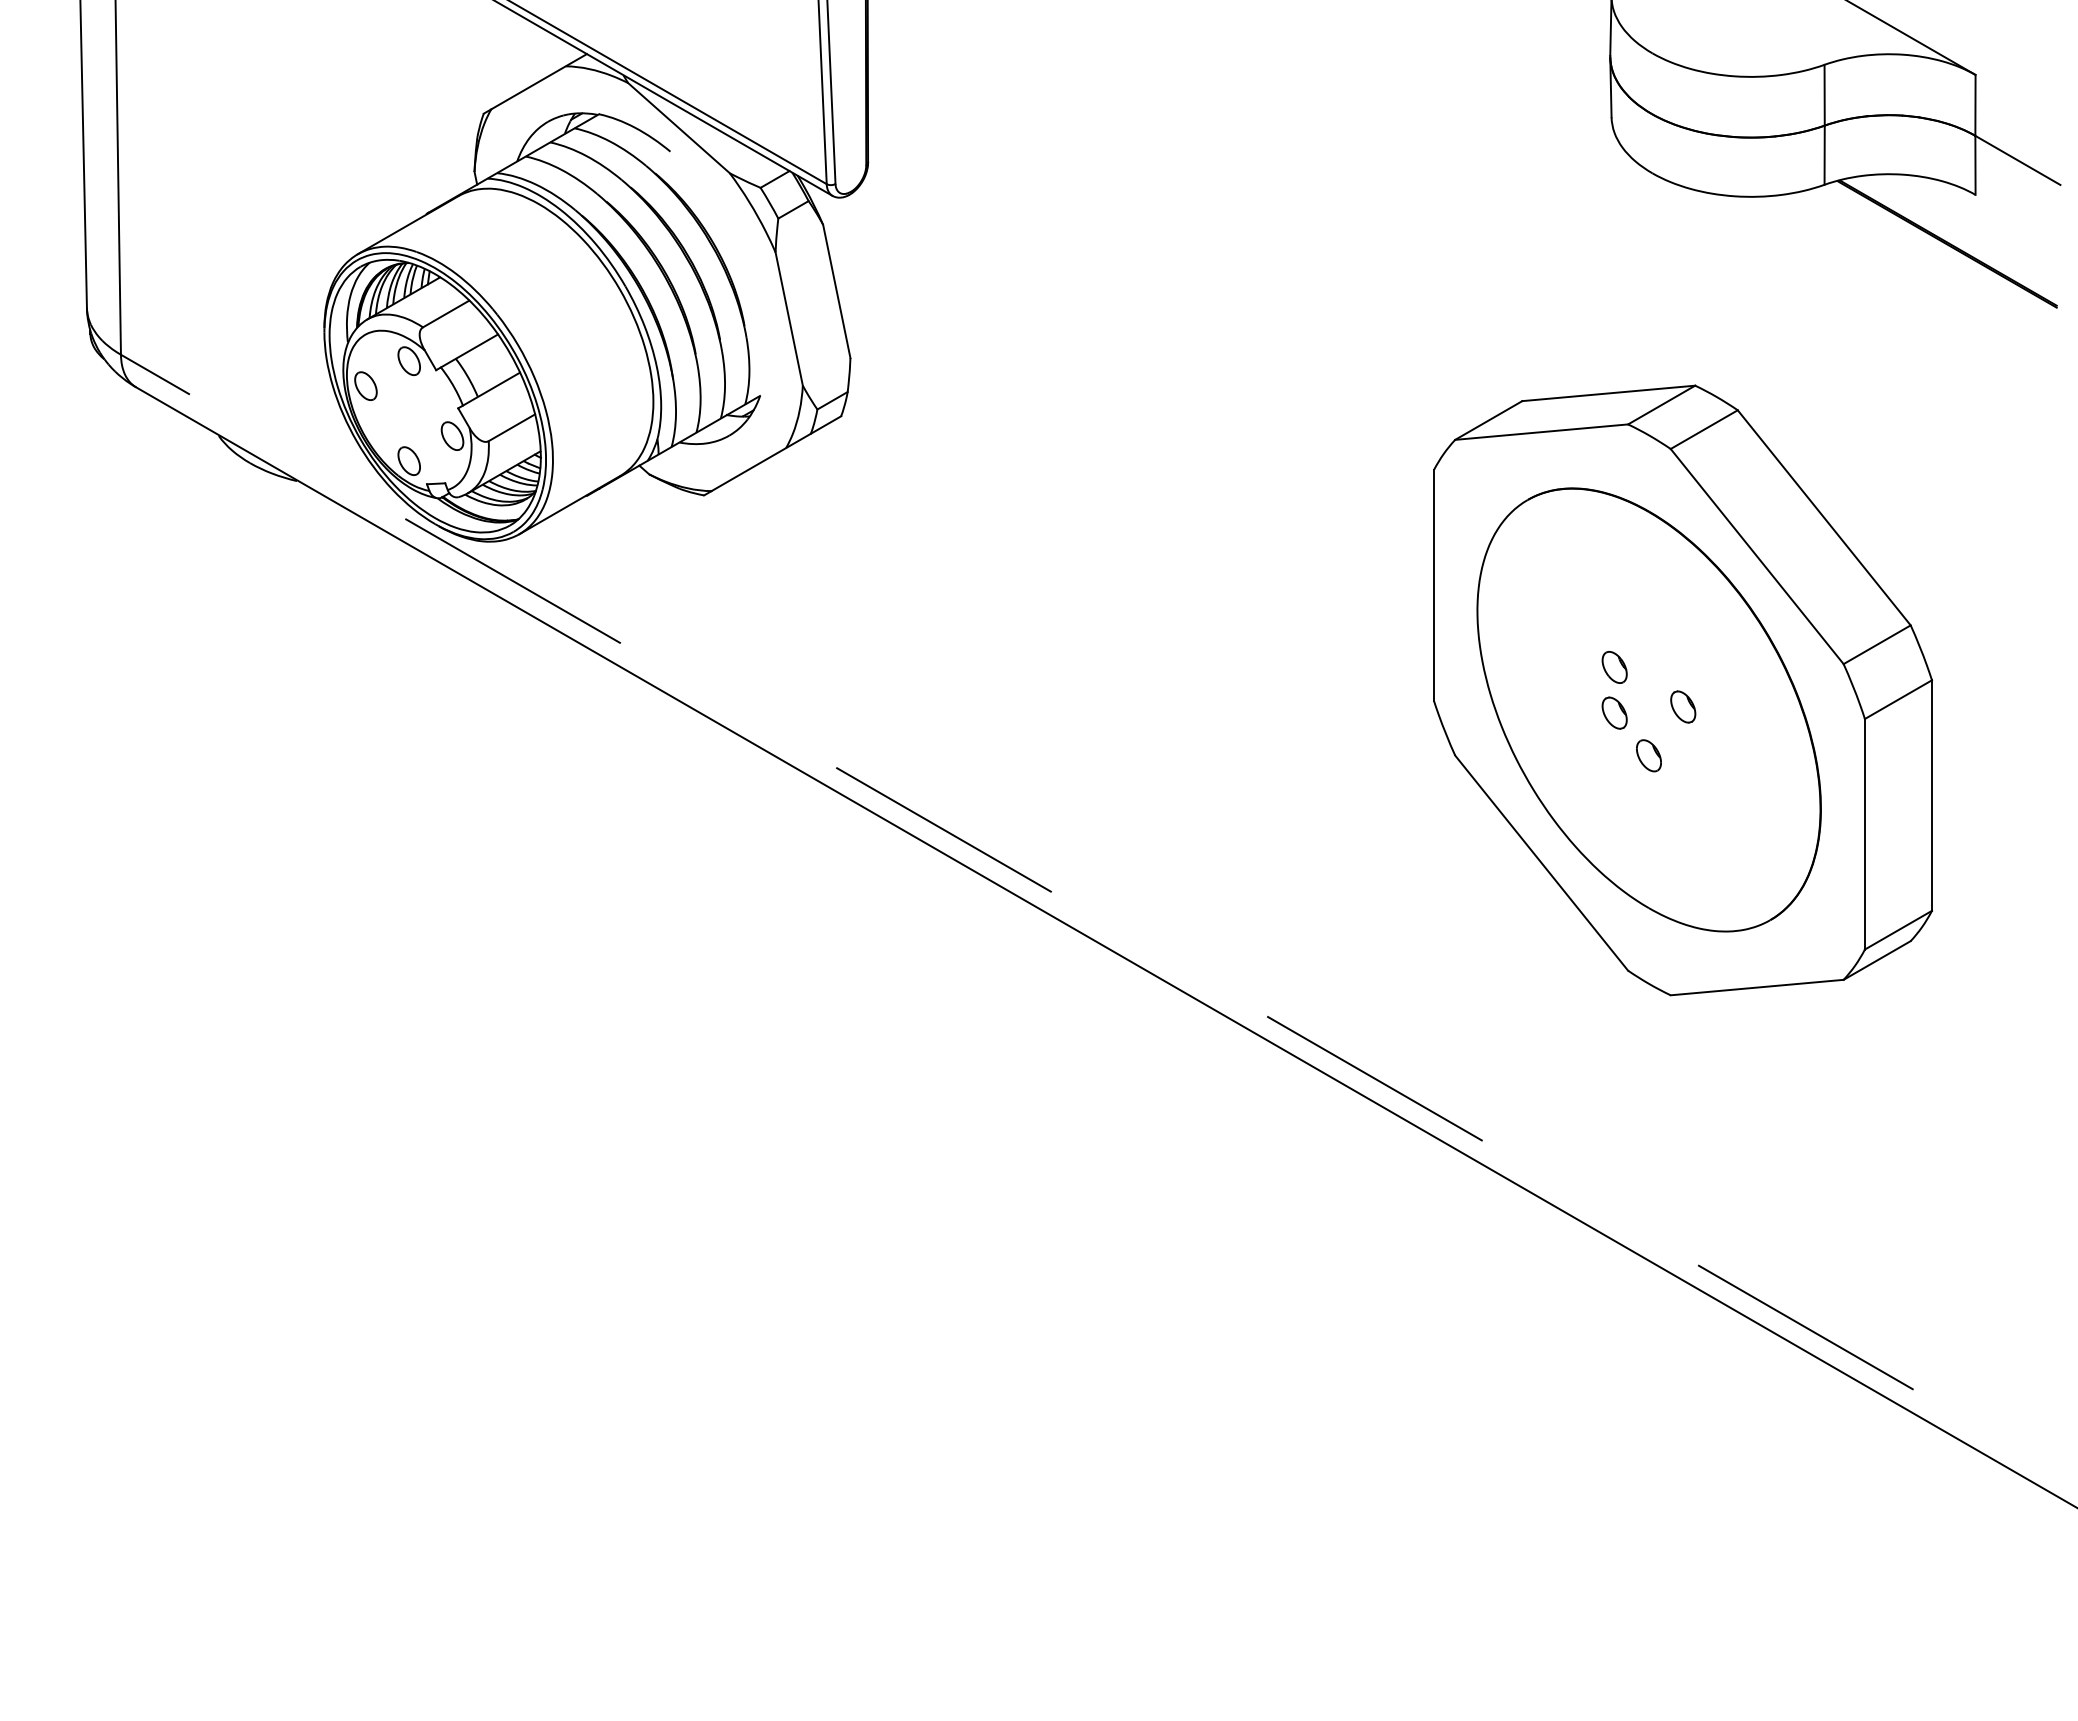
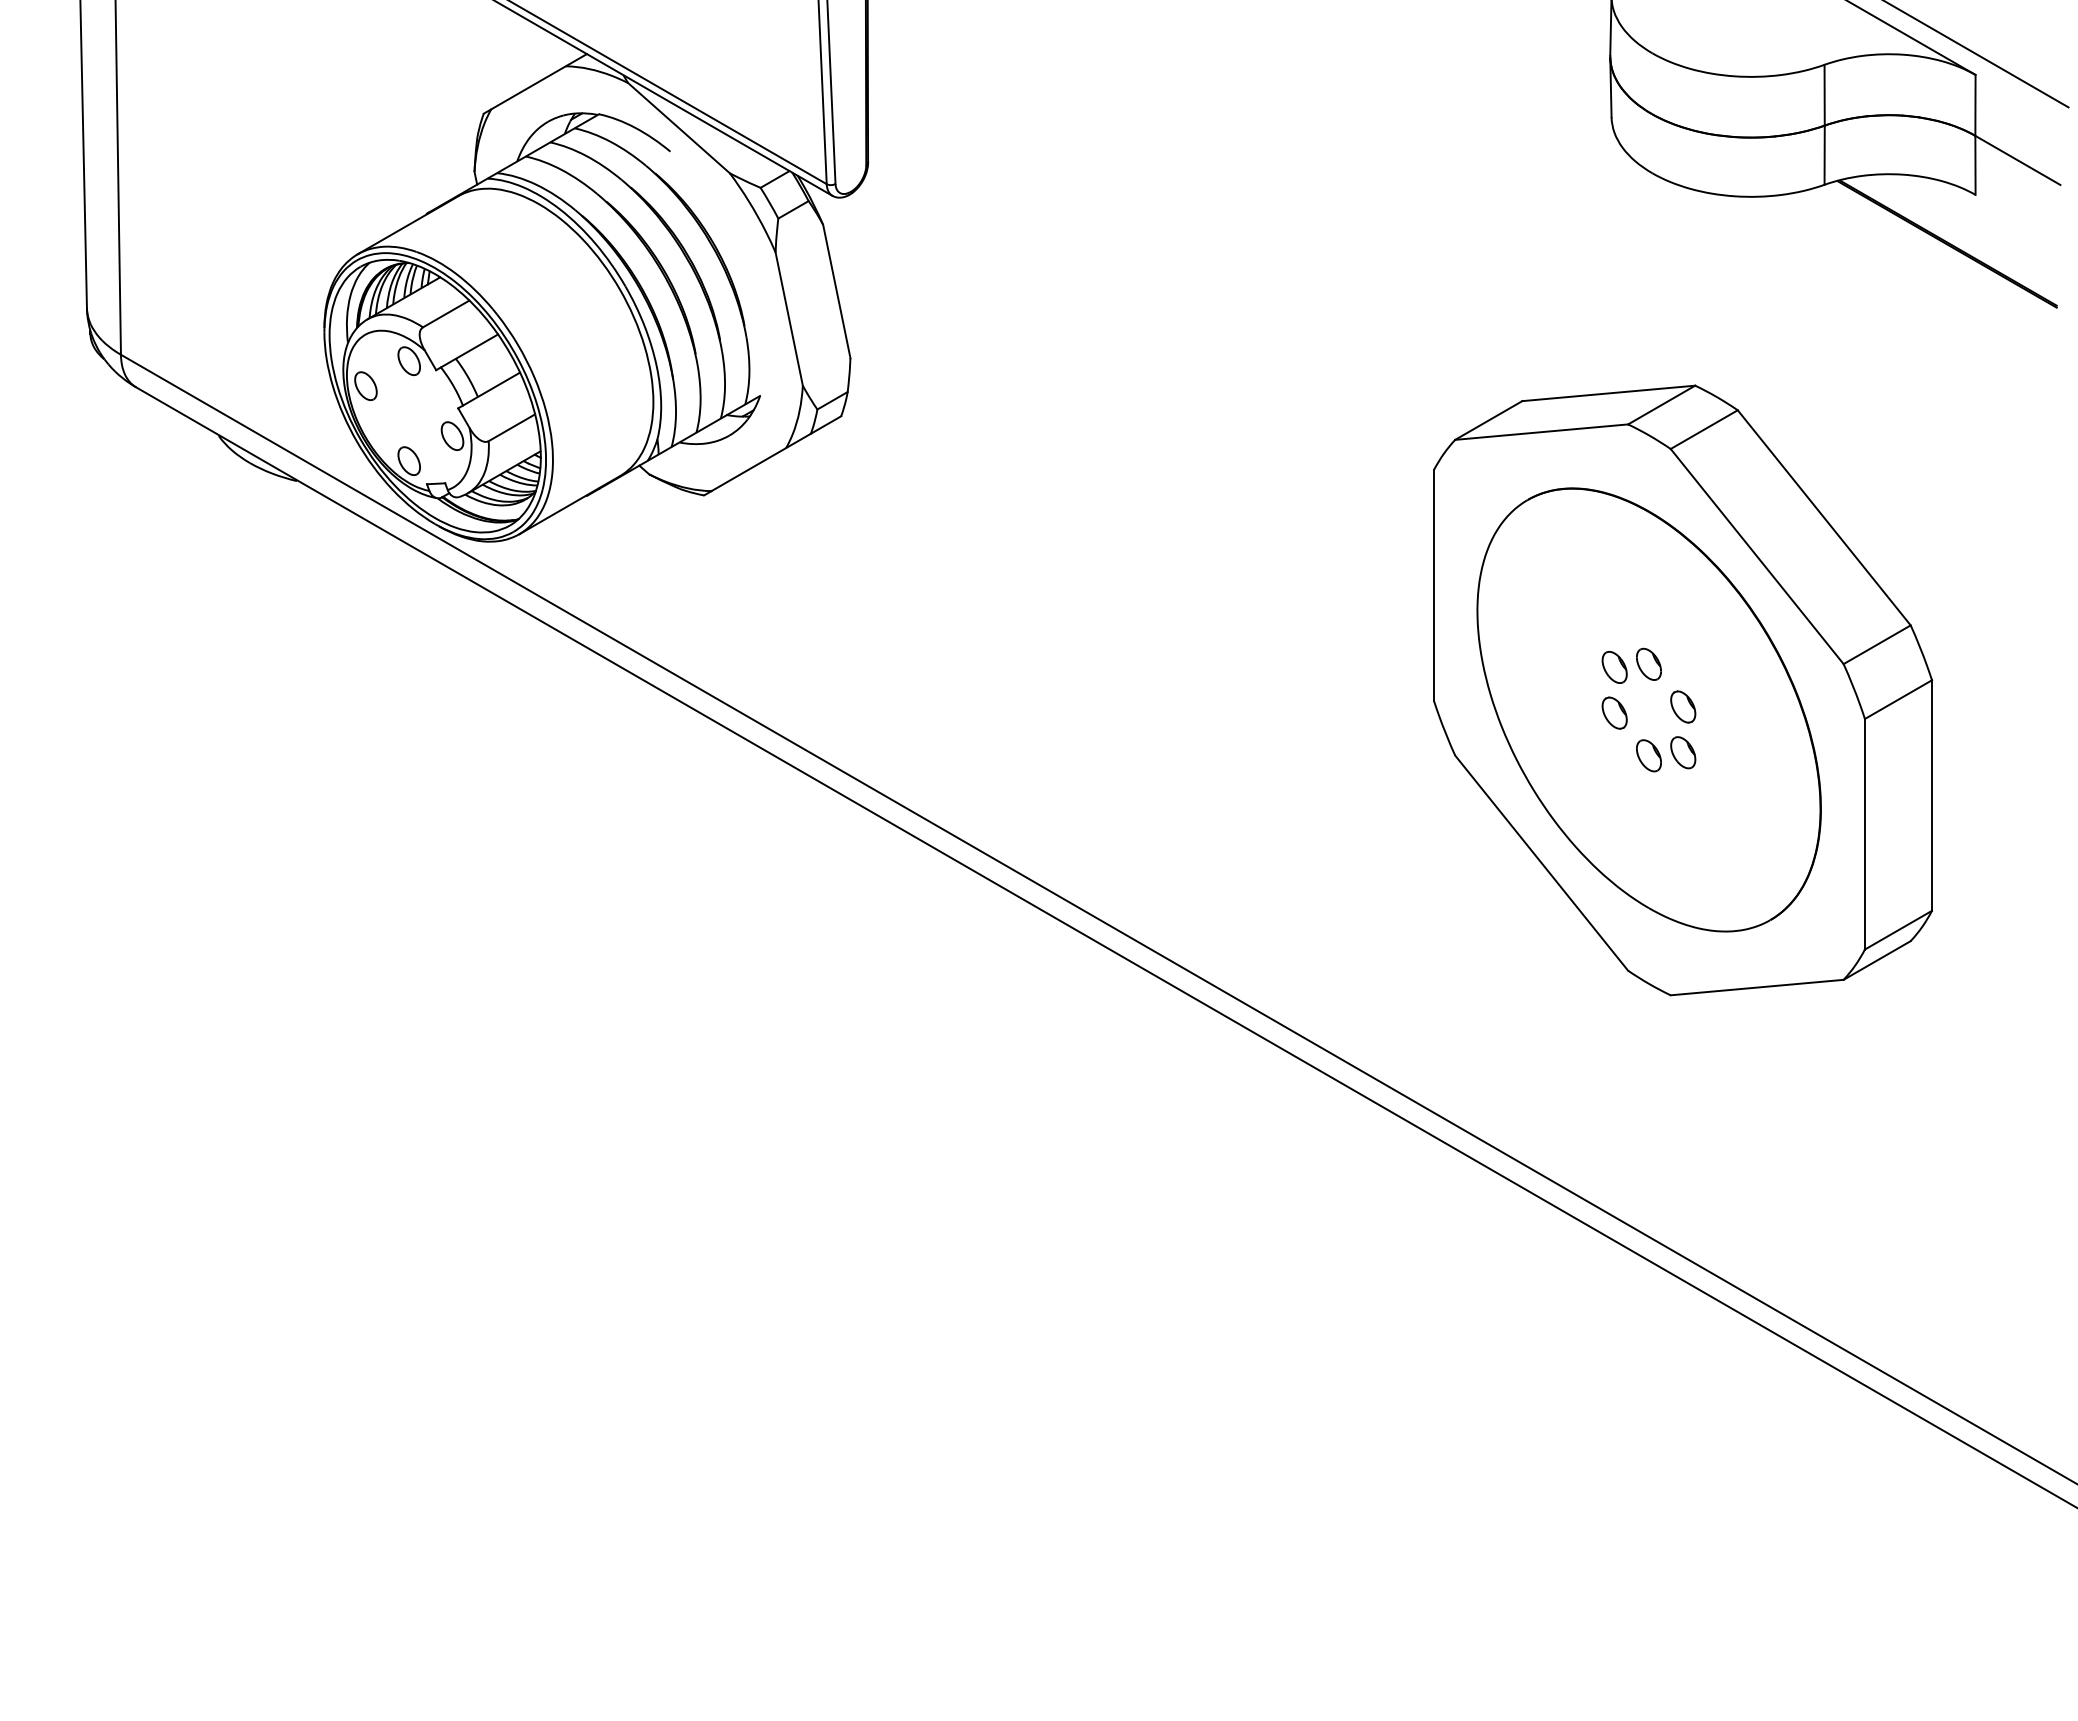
line: none -> present (1977, 54)
part: none -> present (1648, 663)
part: none -> present (1683, 752)
line: dashed -> solid (1099, 919)
